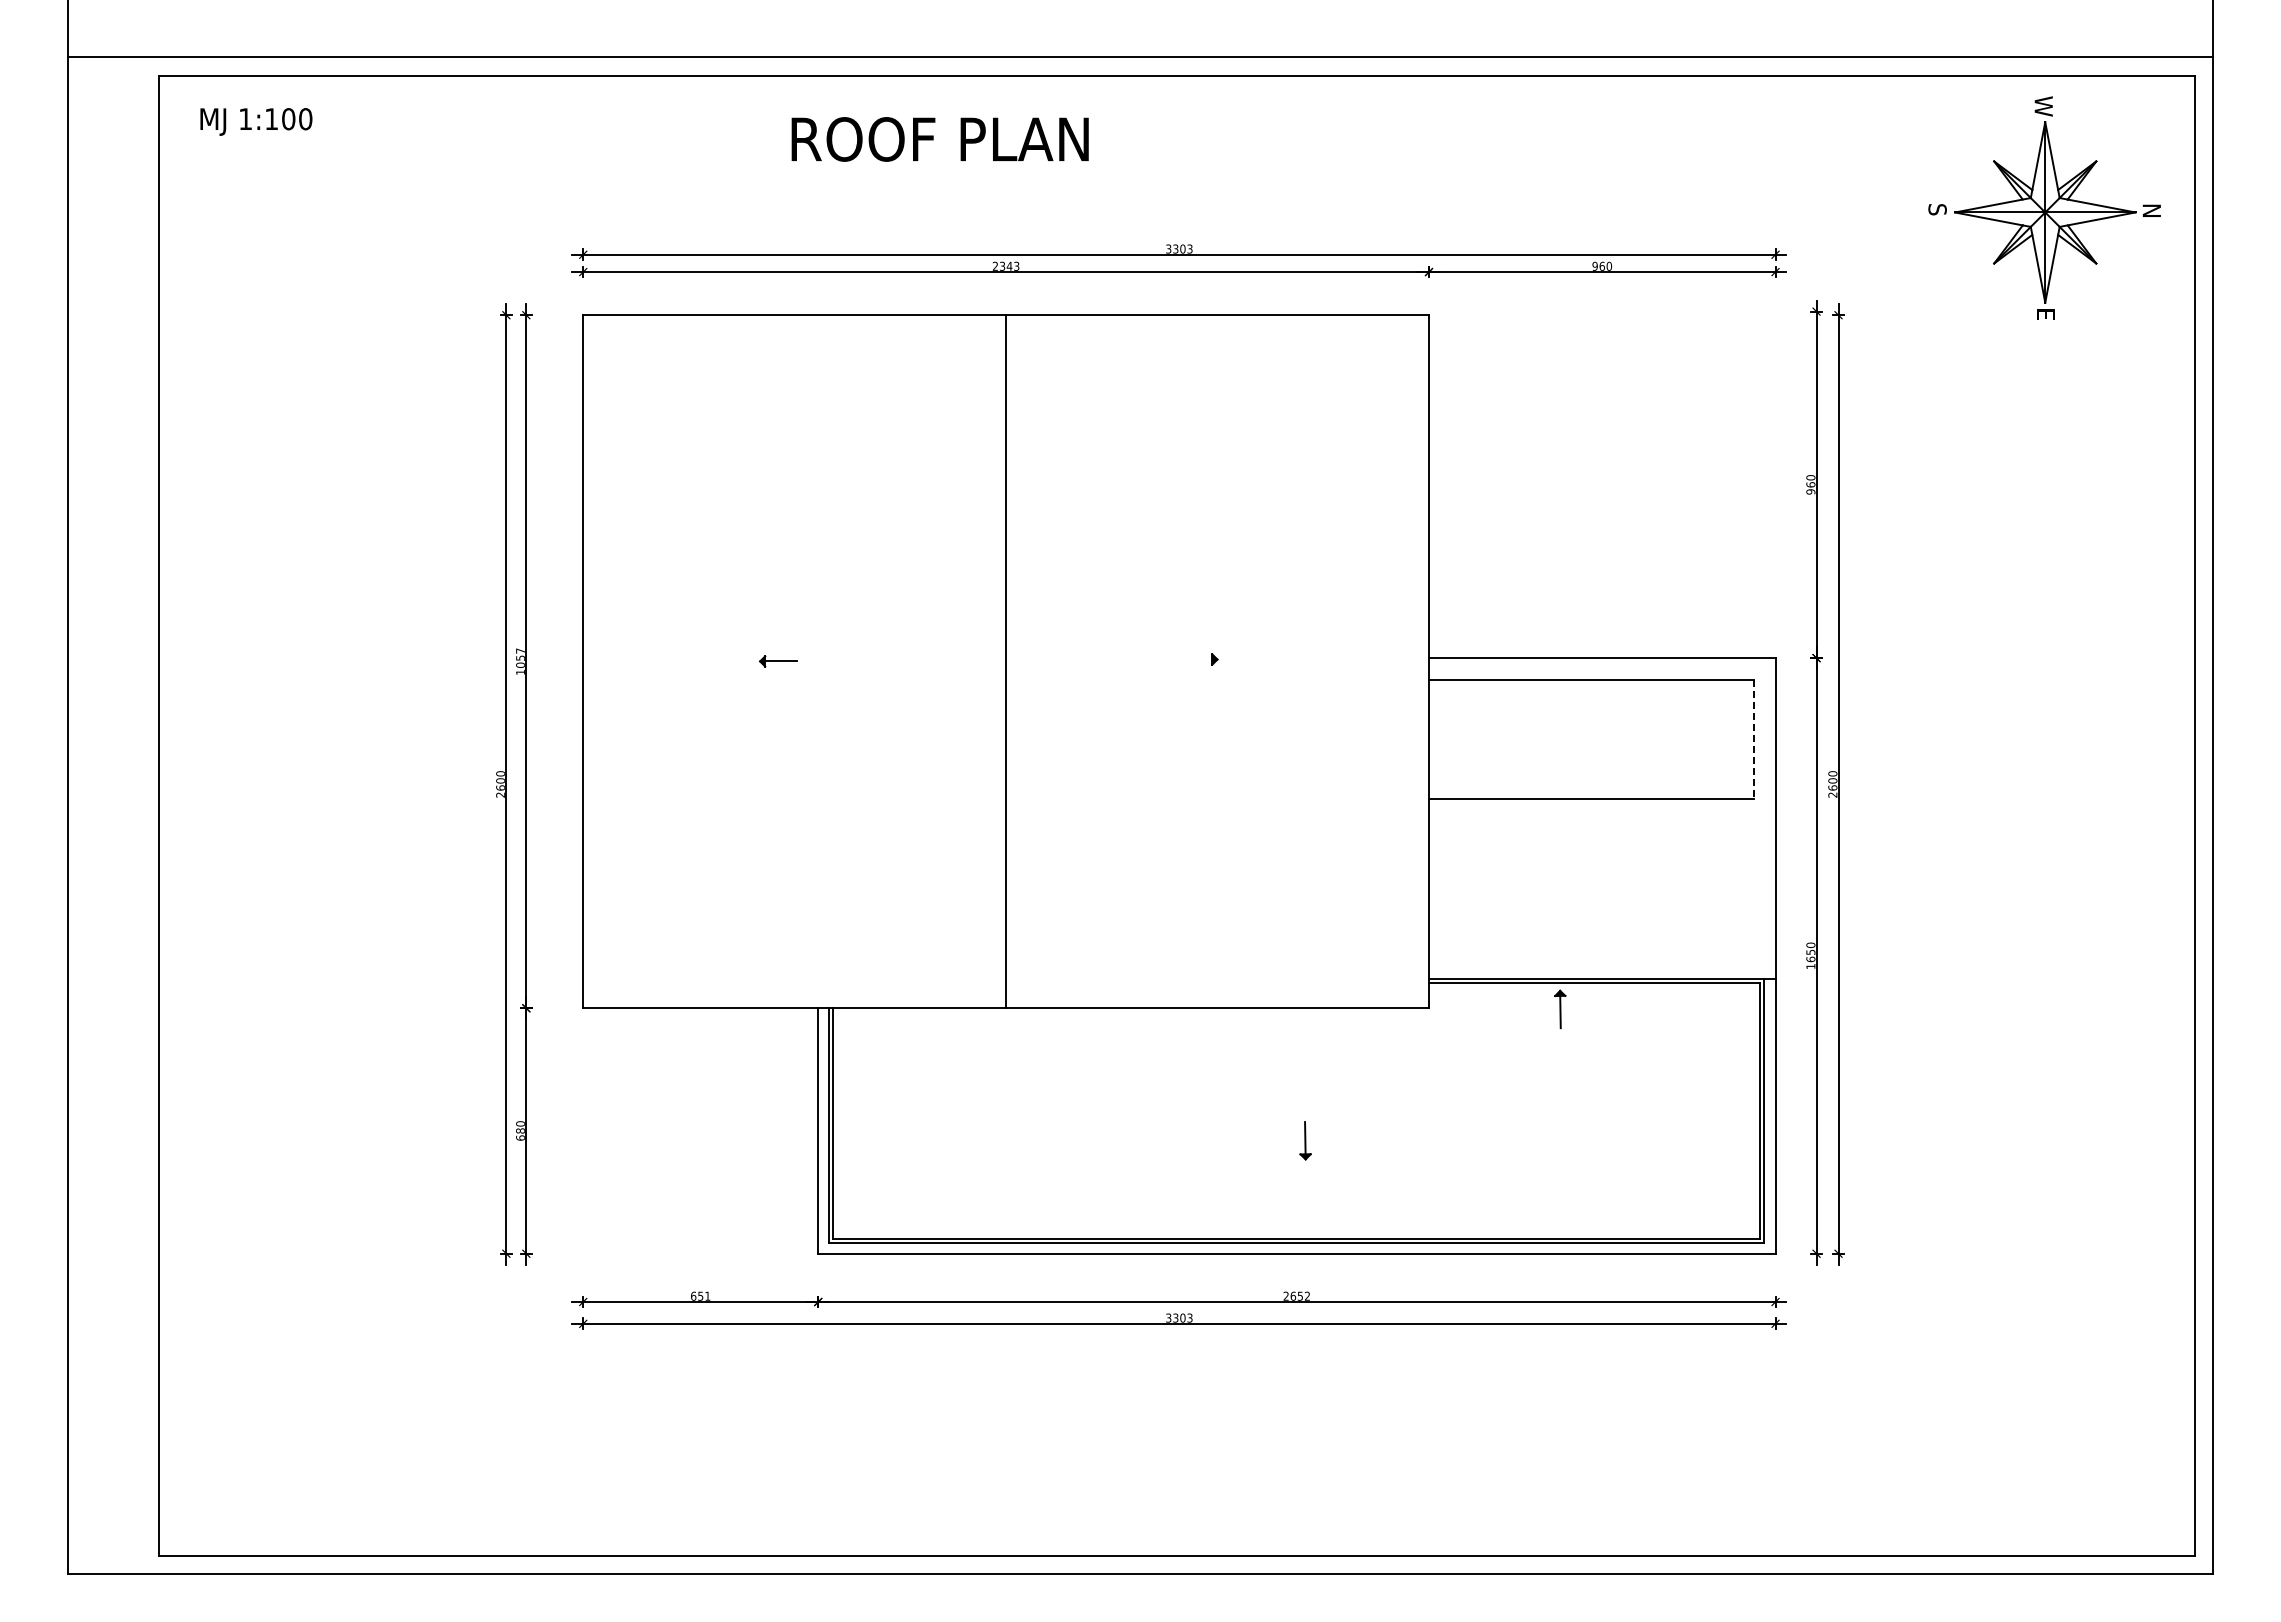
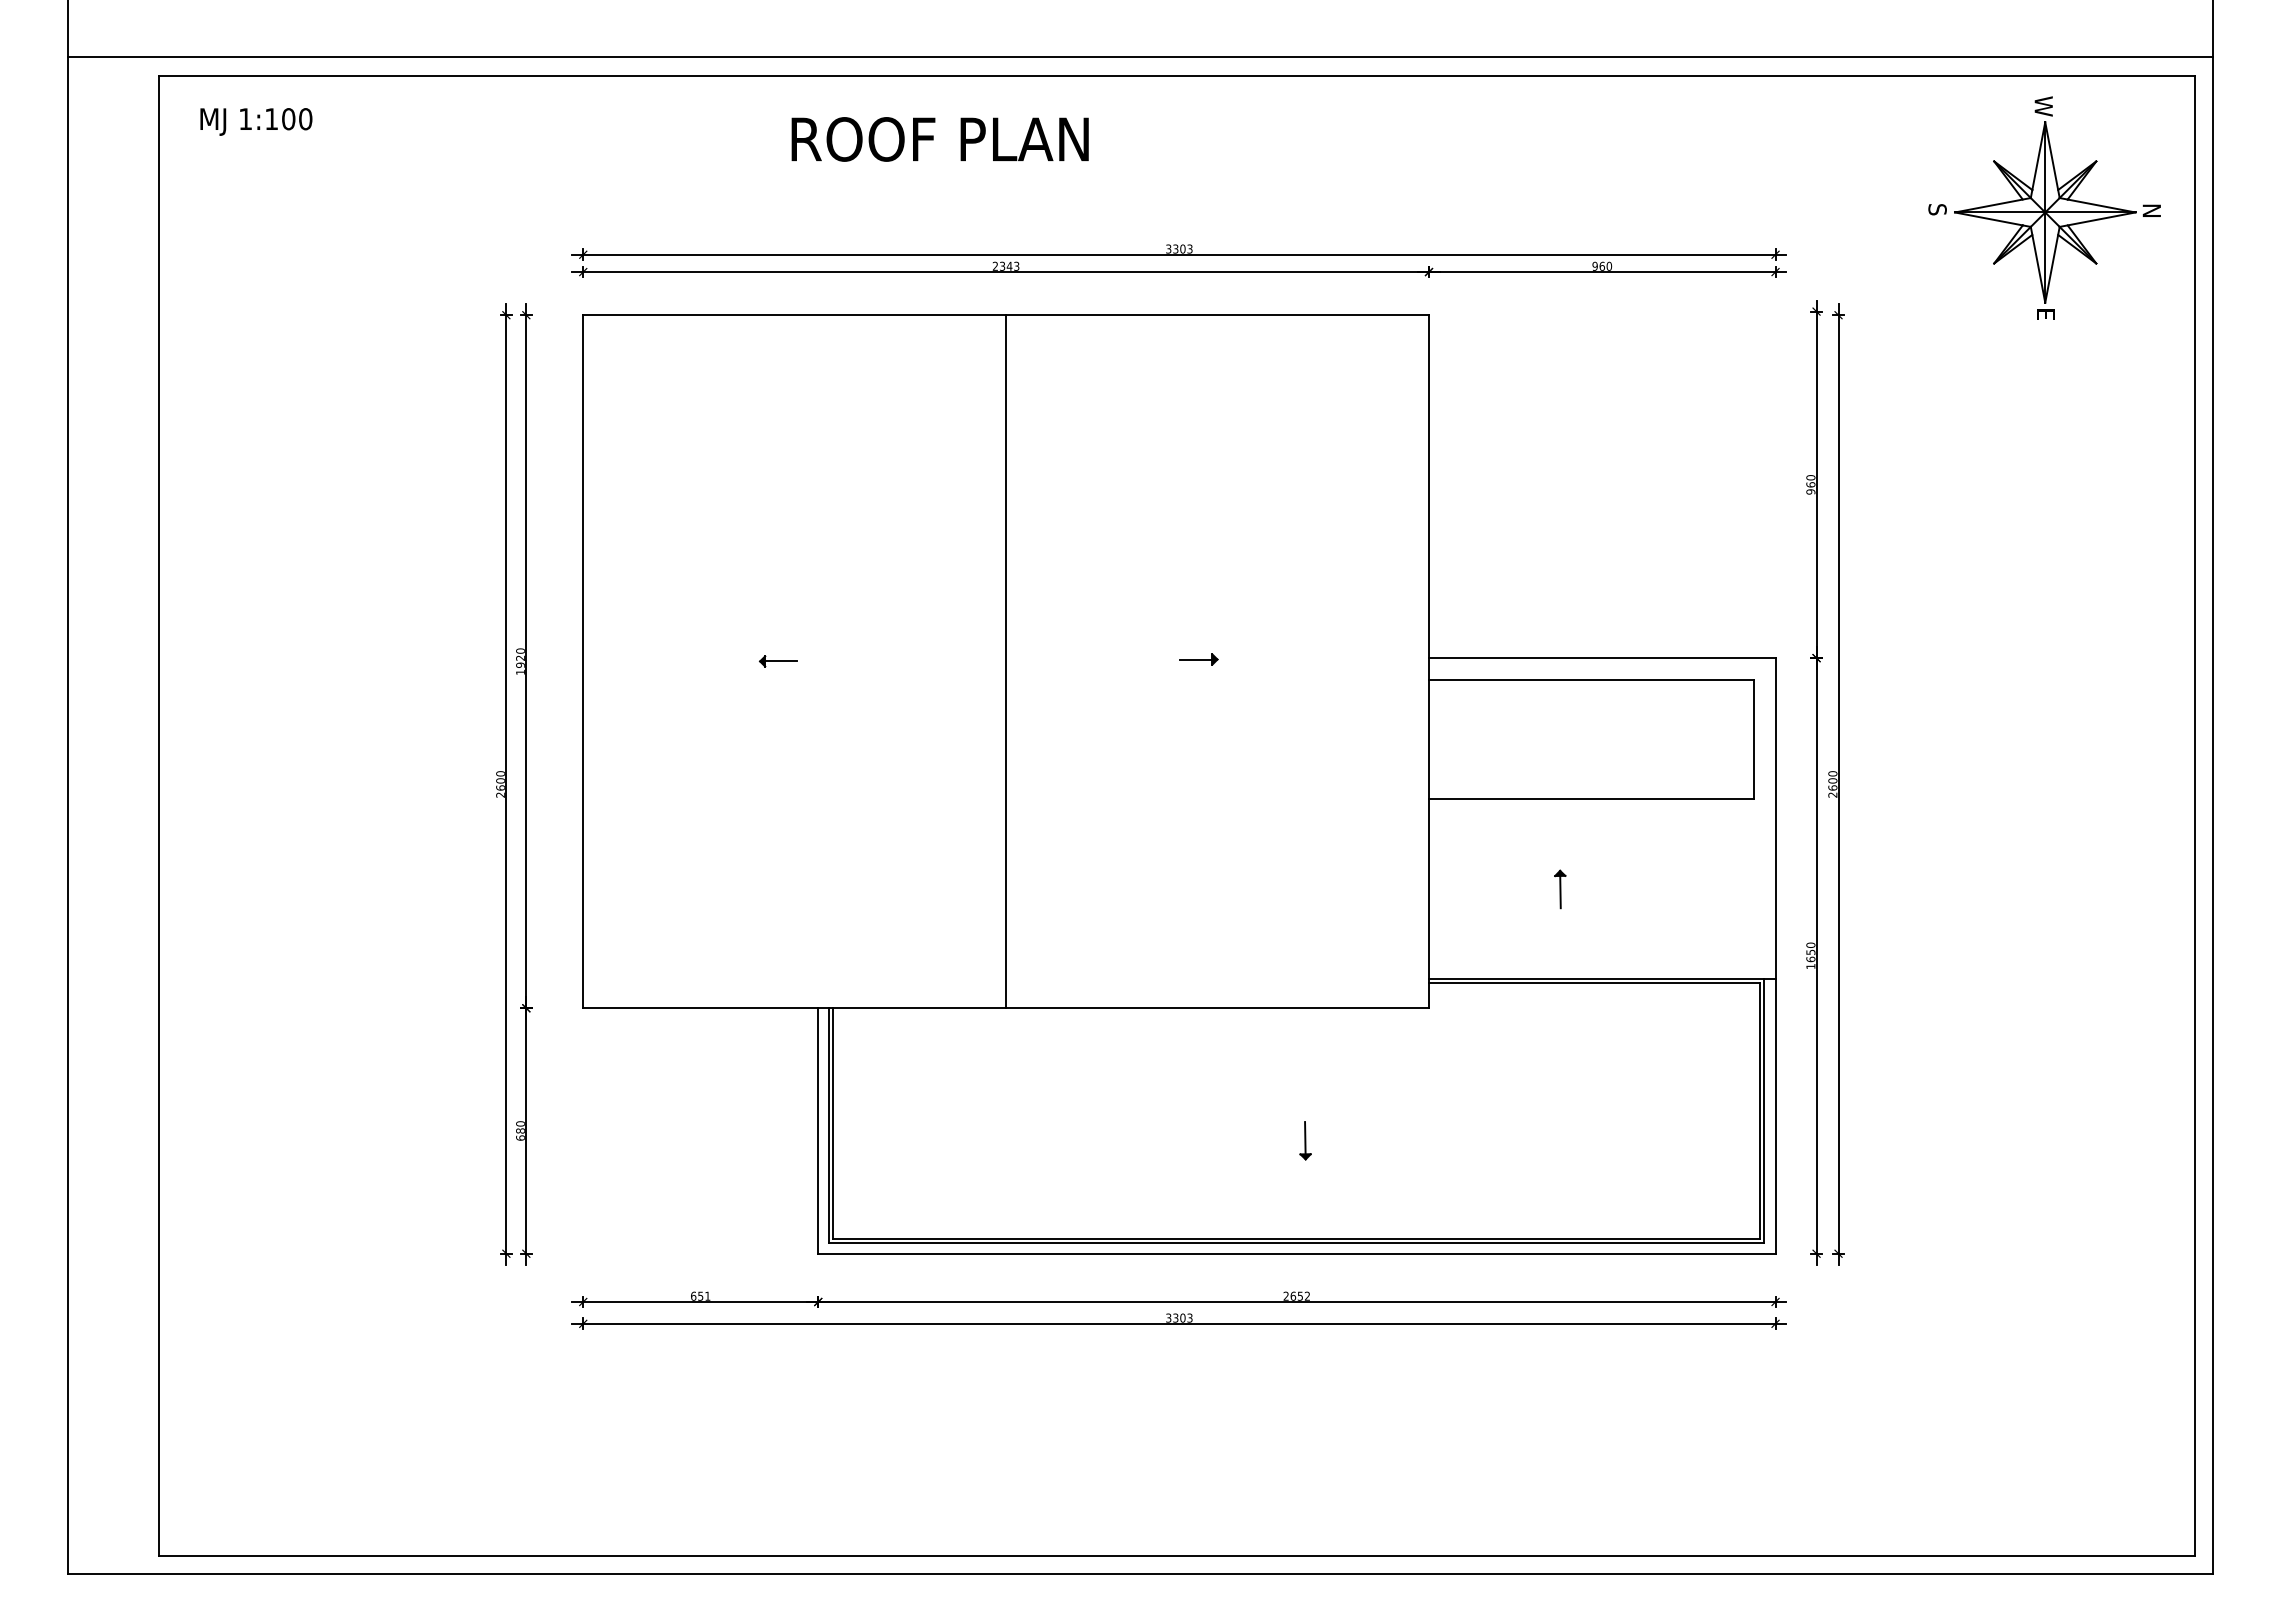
text: 1057 -> 1920 (520, 657)
line: none -> present (1196, 659)
line: dashed -> solid (1753, 739)
part position: (1560, 1009) -> (1560, 889) (1560, 889)
